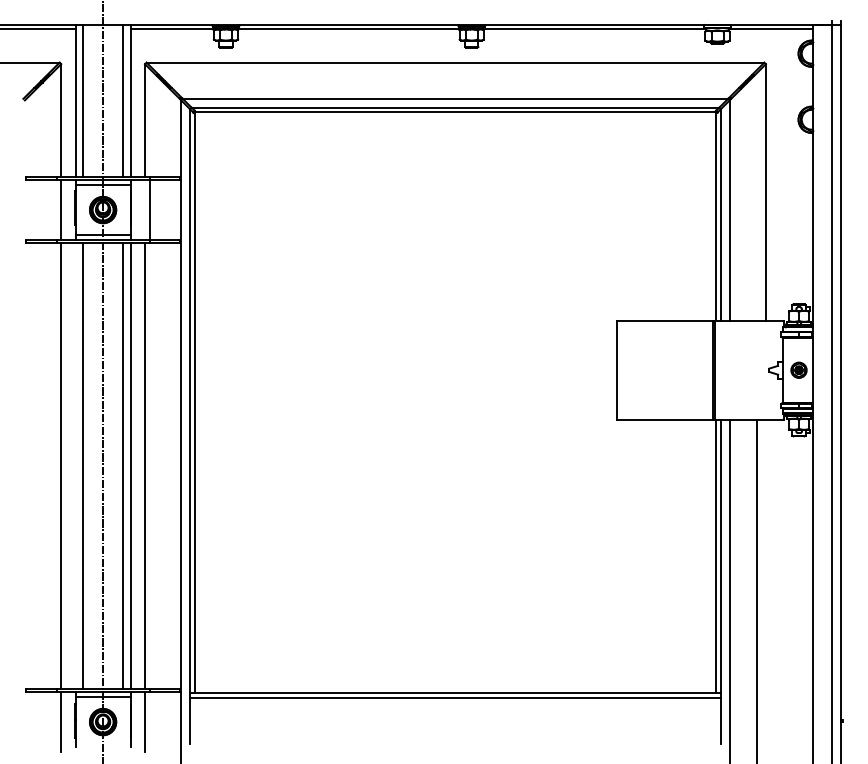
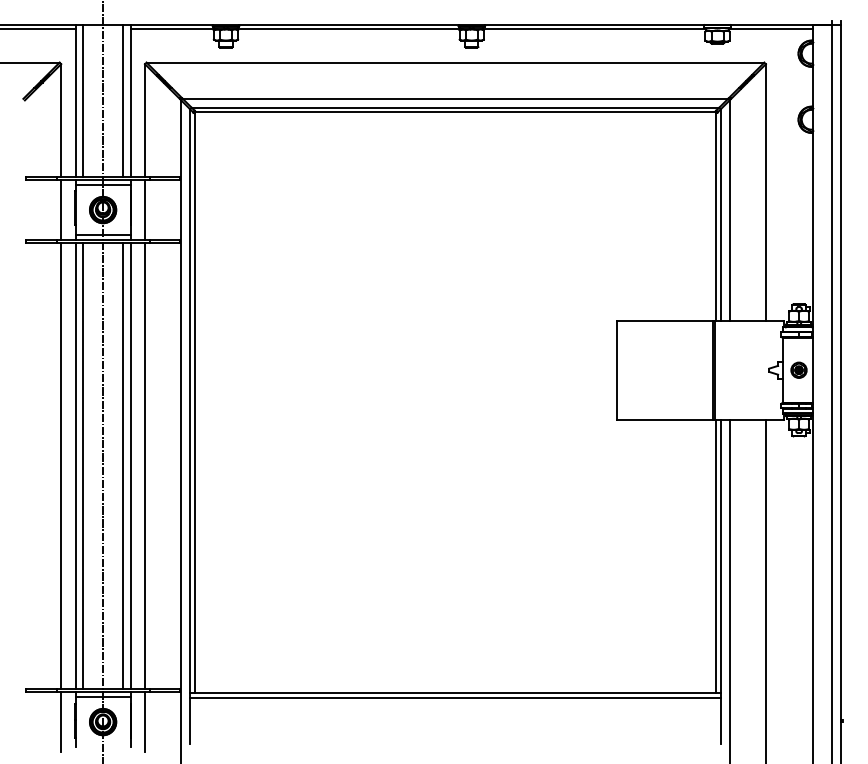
line position: (149, 209) -> (144, 209) (144, 209)
line: none -> present (75, 466)
line position: (756, 589) -> (765, 589) (765, 589)
